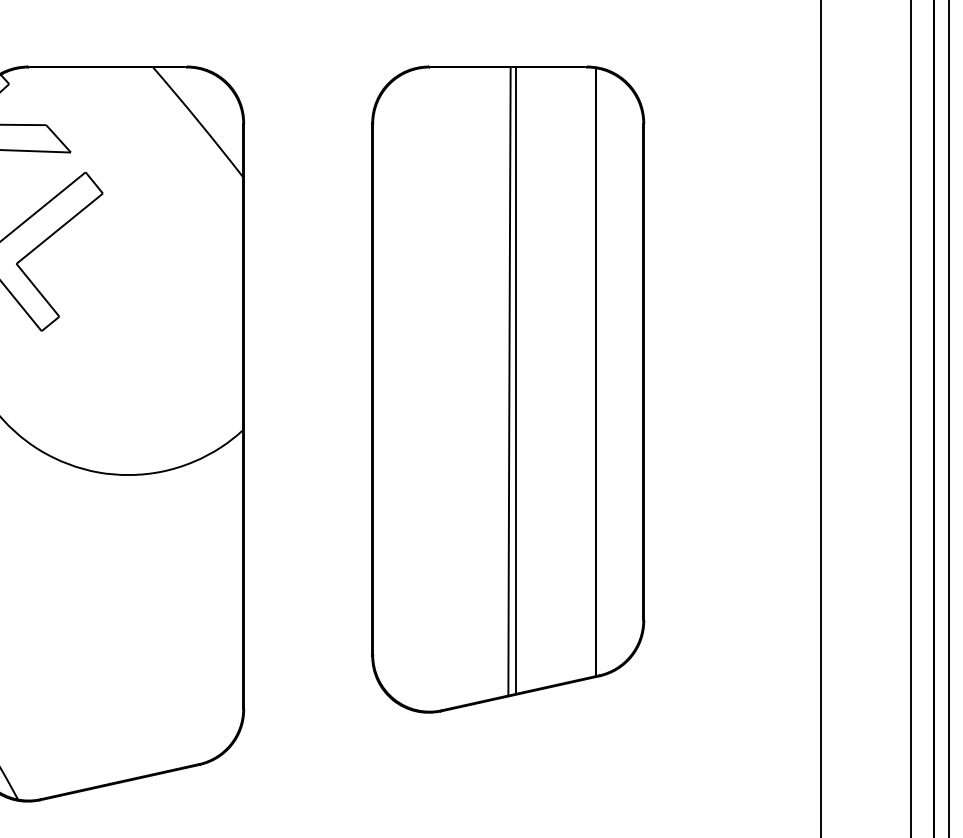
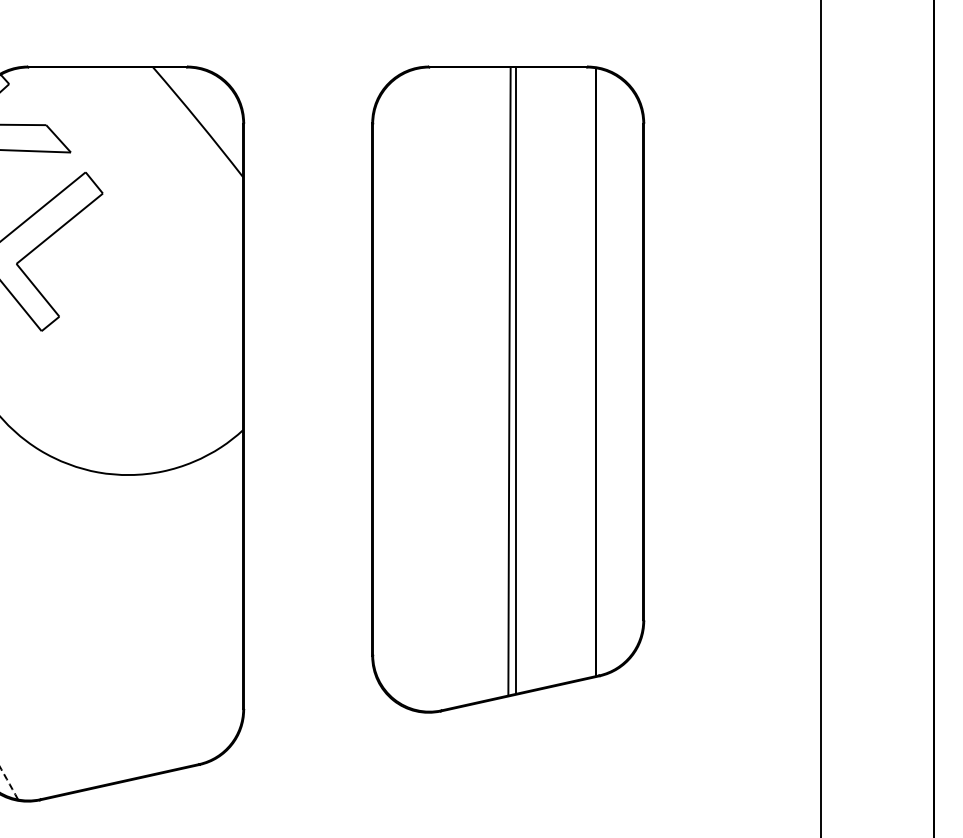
line: present -> none (911, 418)
line: present -> none (949, 418)
arc: solid -> dashed (8, 782)
